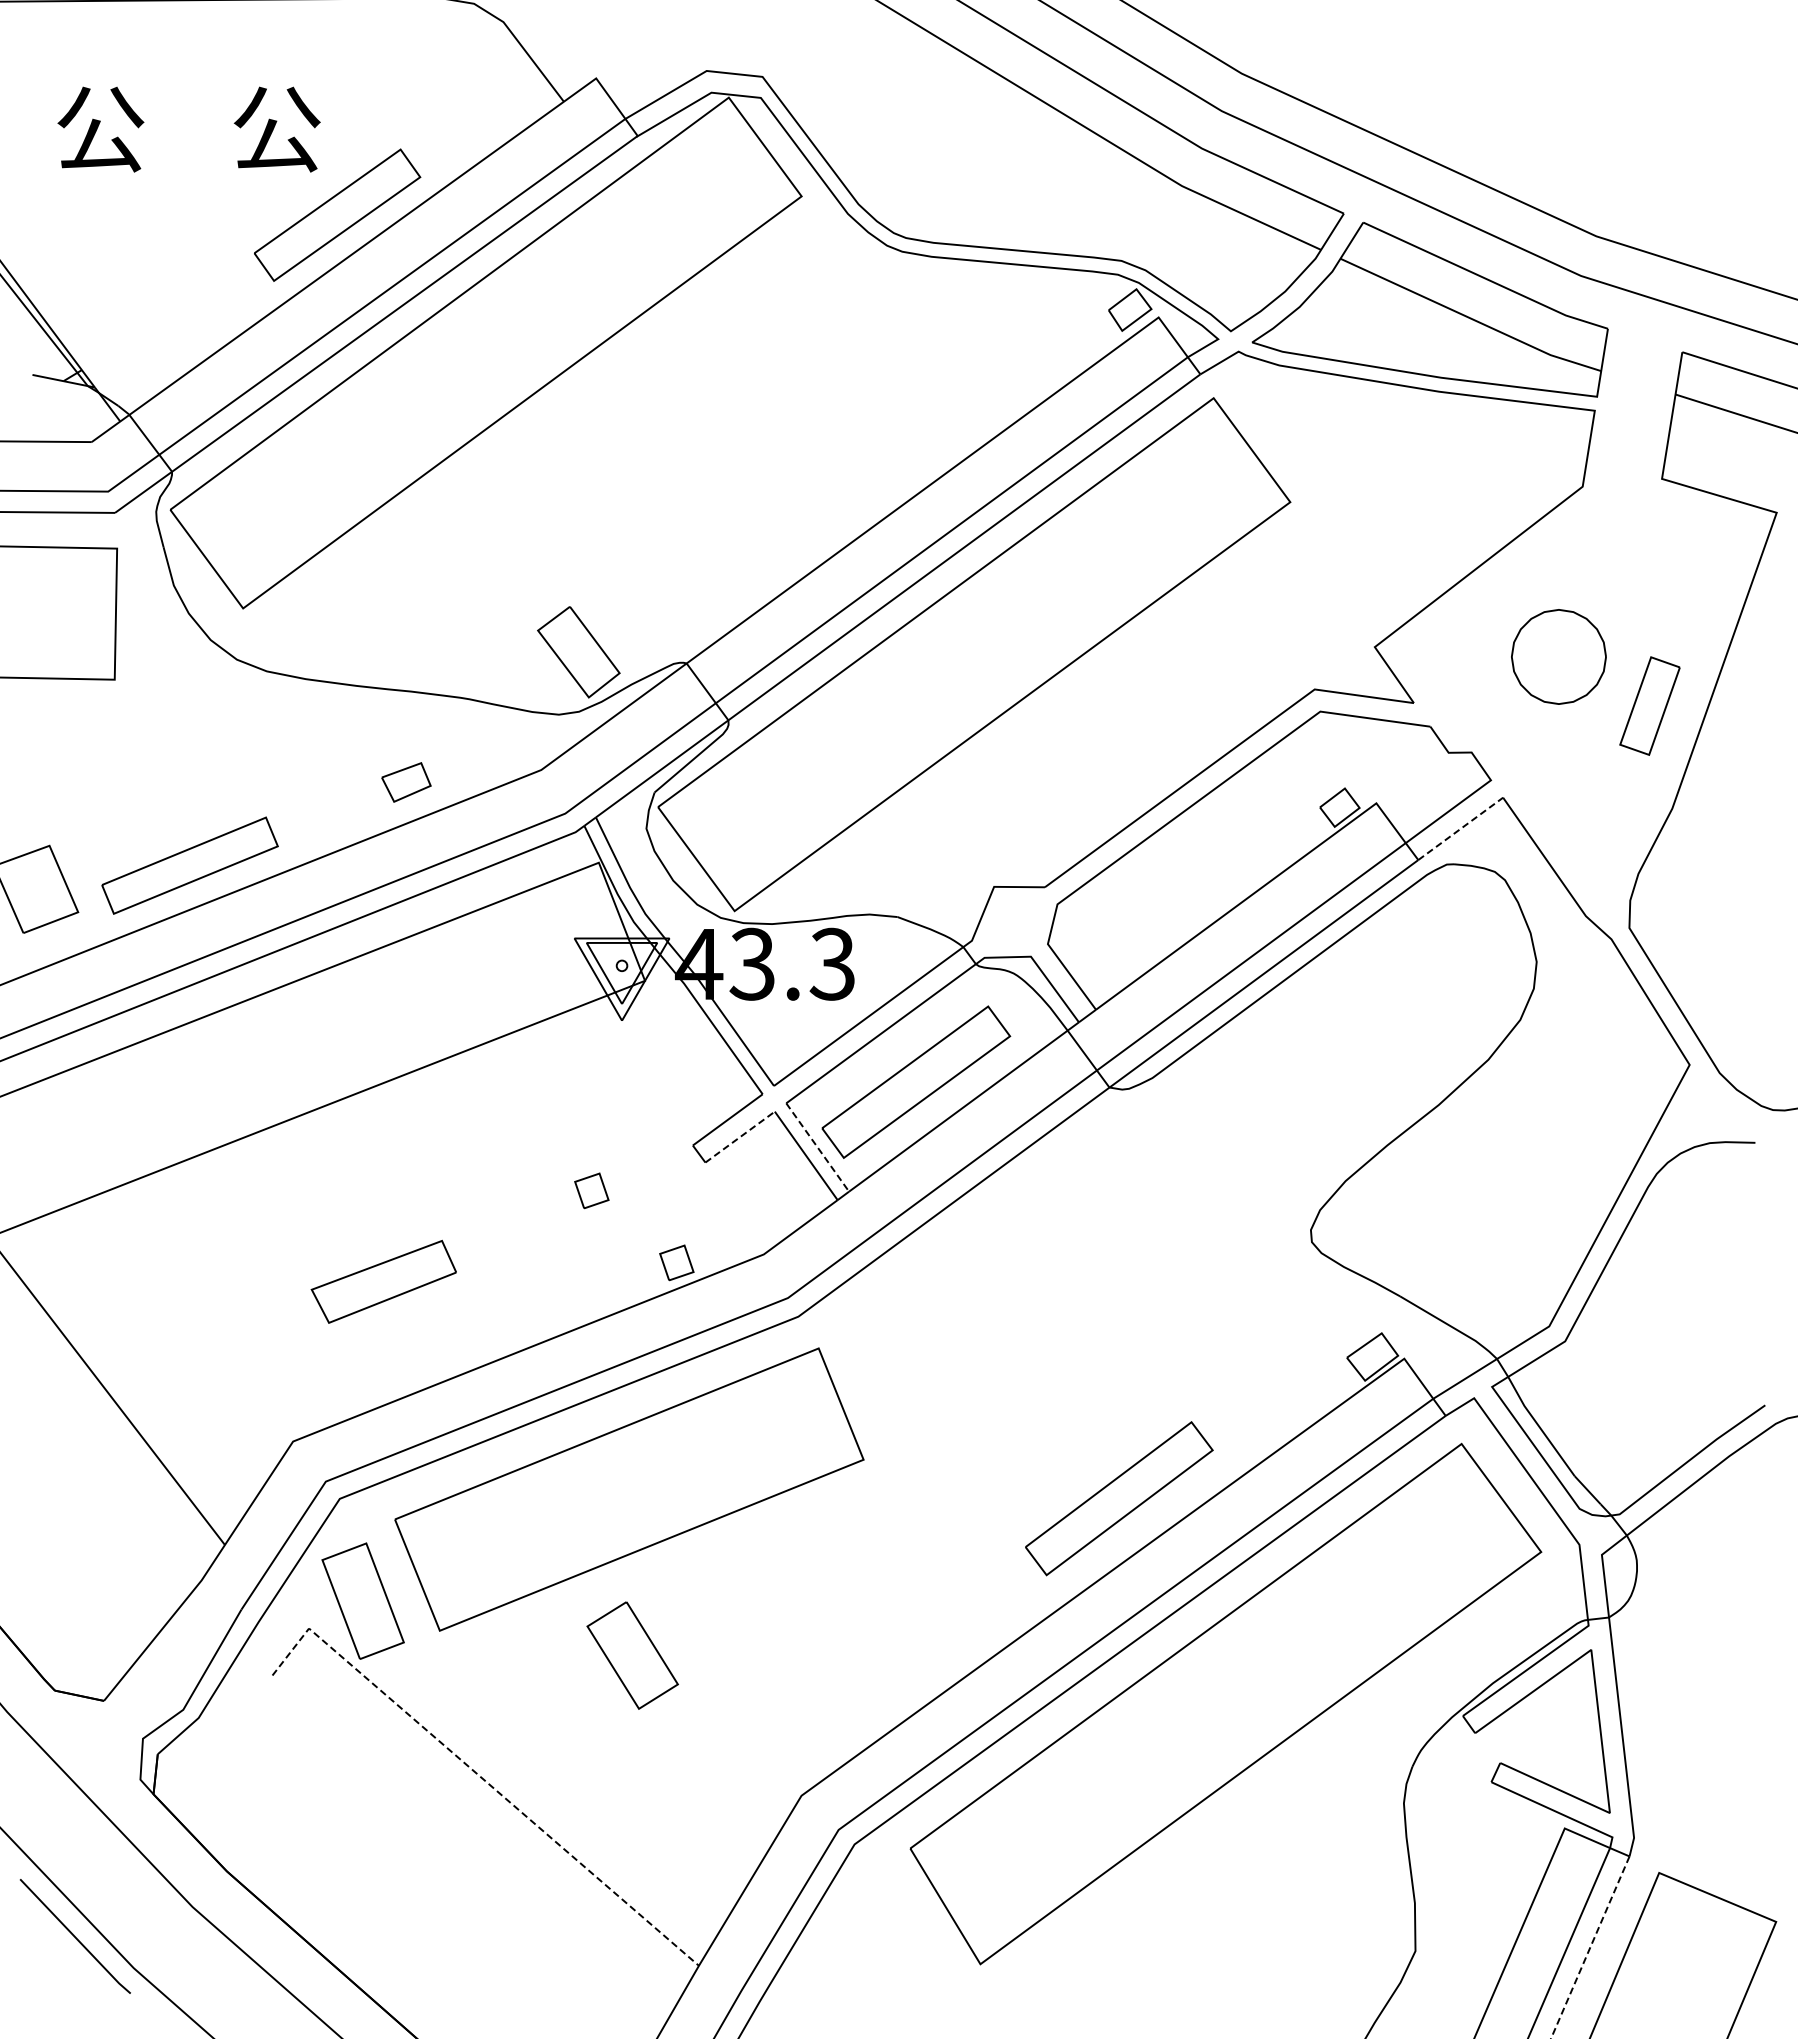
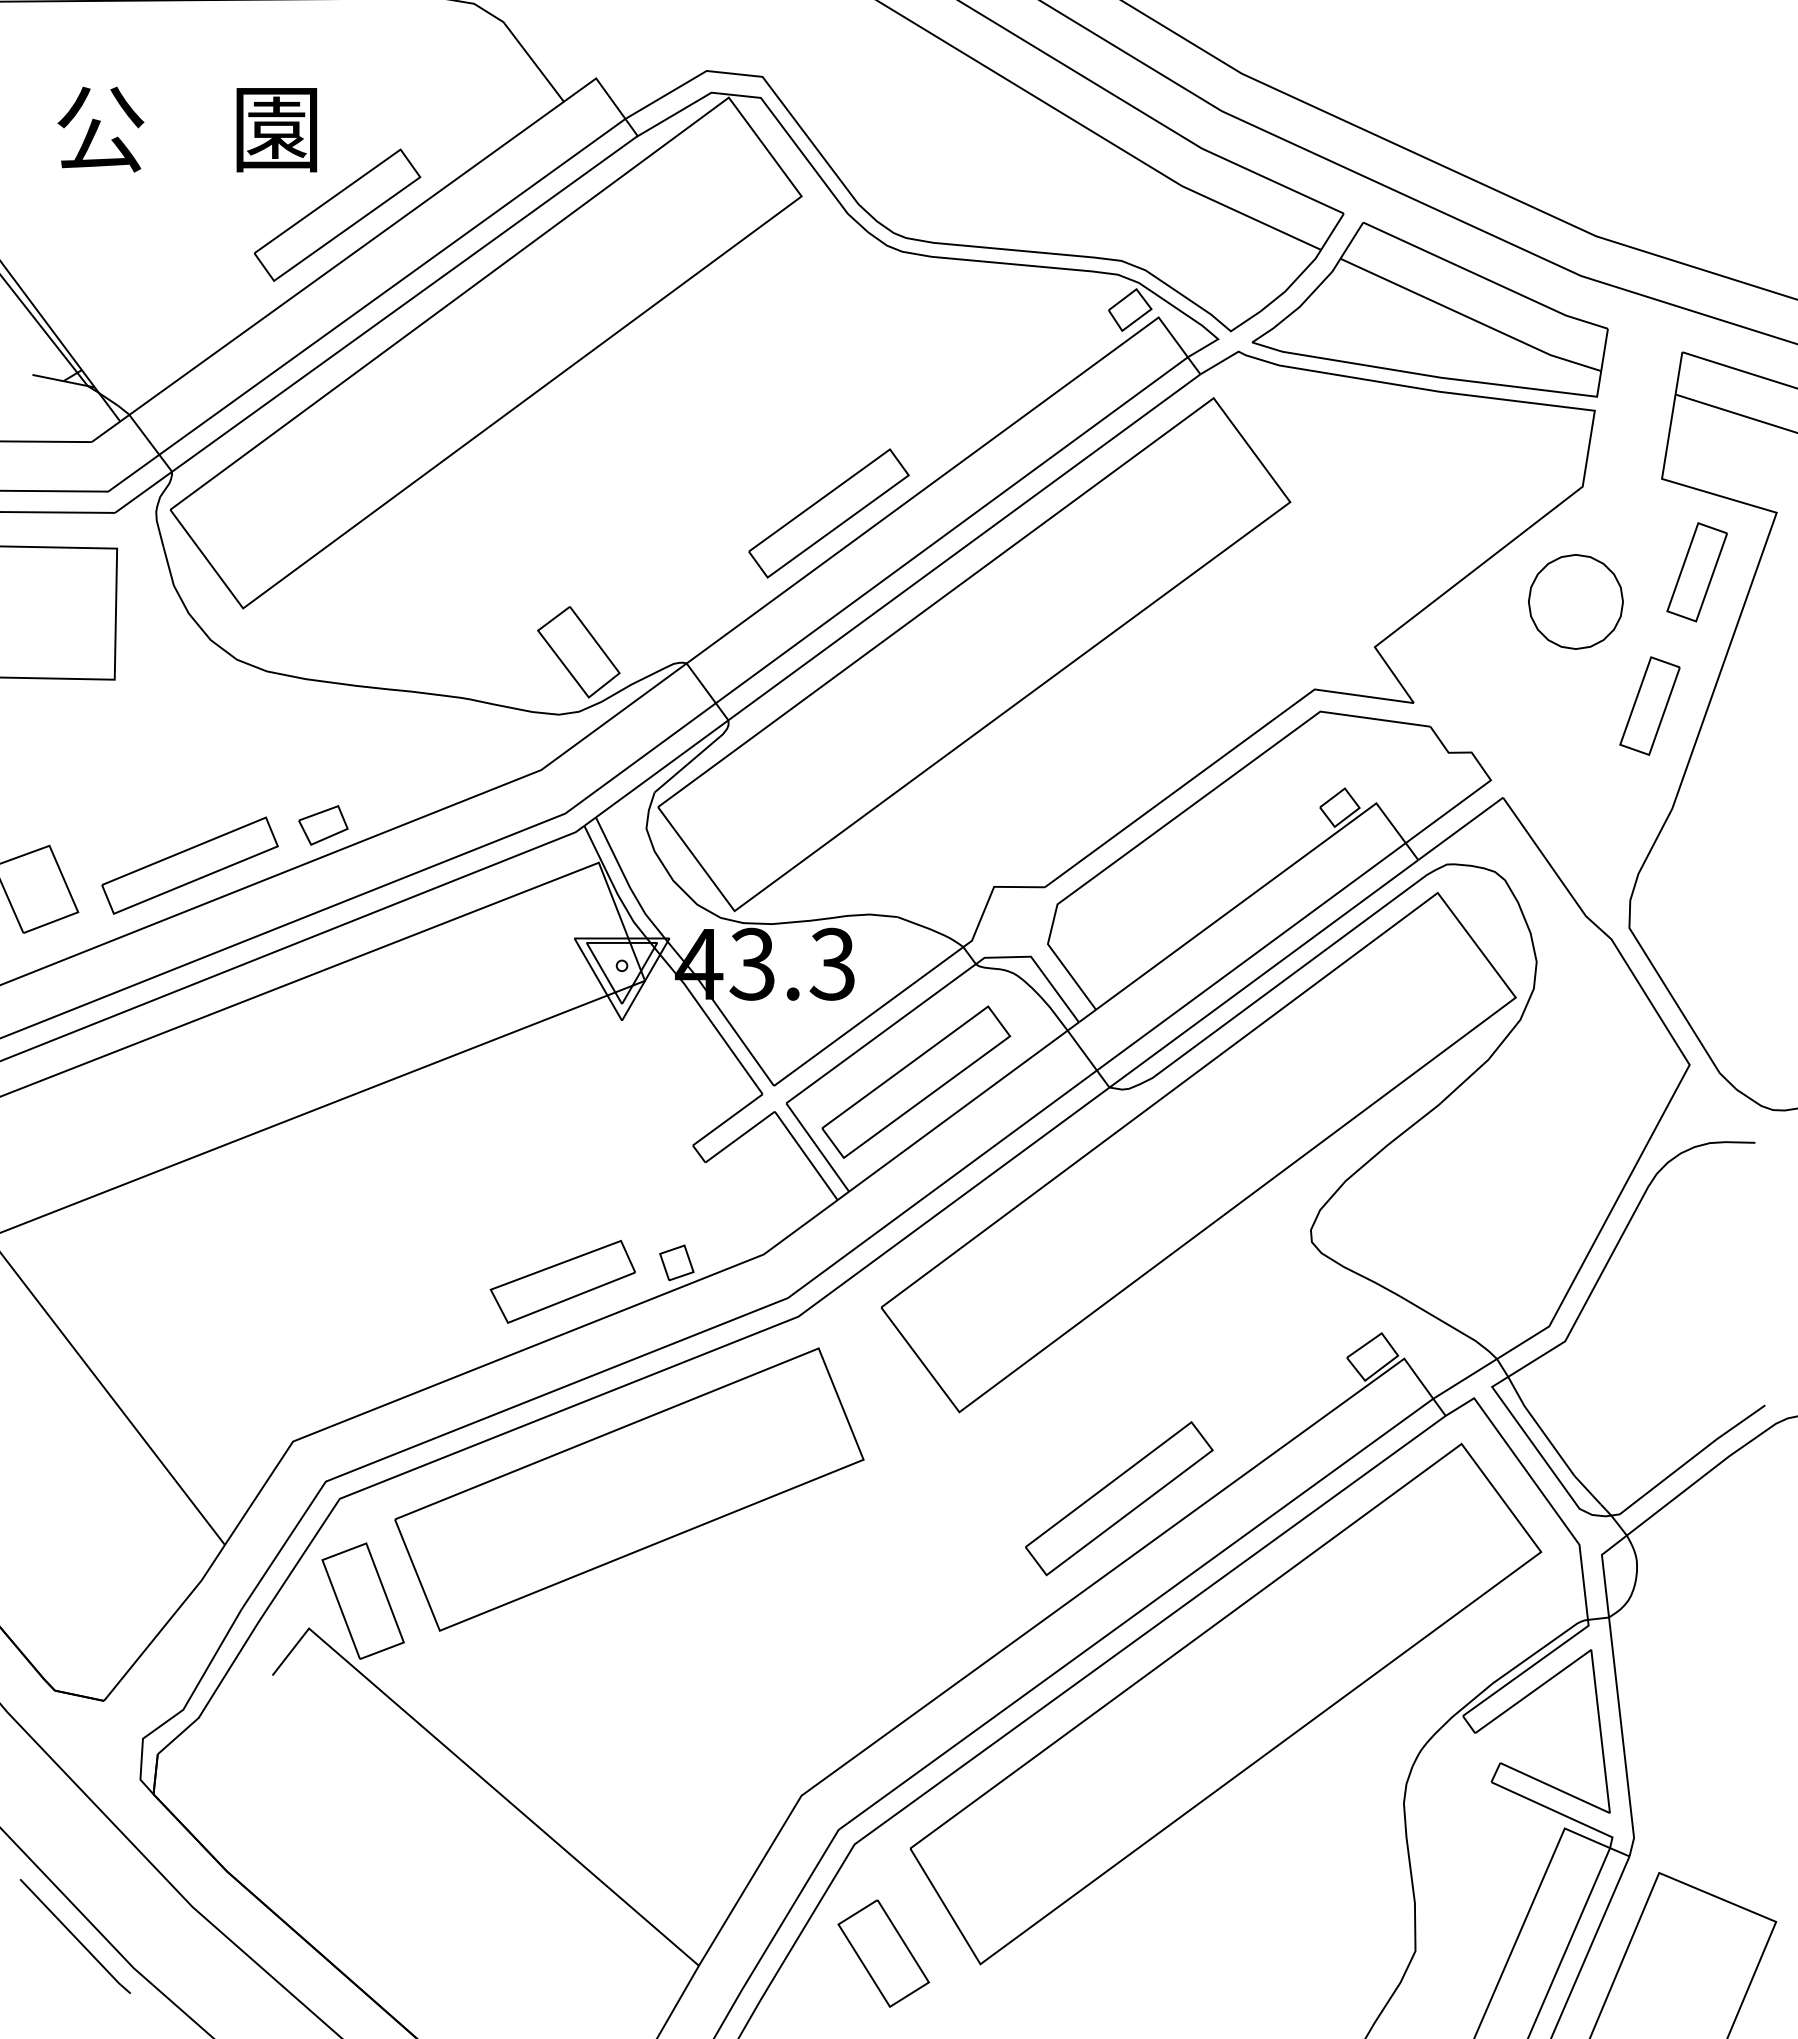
text: 公 -> 園 (276, 129)
part: none -> present (828, 513)
part: none -> present (1696, 572)
part position: (1558, 656) -> (1575, 601) (1575, 601)
part position: (406, 782) -> (323, 825) (323, 825)
line: dashed -> solid (1460, 828)
line: dashed -> solid (740, 1136)
line: dashed -> solid (817, 1147)
part: none -> present (1198, 1152)
part: present -> none (591, 1190)
part position: (383, 1281) -> (562, 1281) (562, 1281)
part position: (632, 1655) -> (883, 1953) (883, 1953)
line: dashed -> solid (481, 1777)
line: dashed -> solid (1590, 1947)
